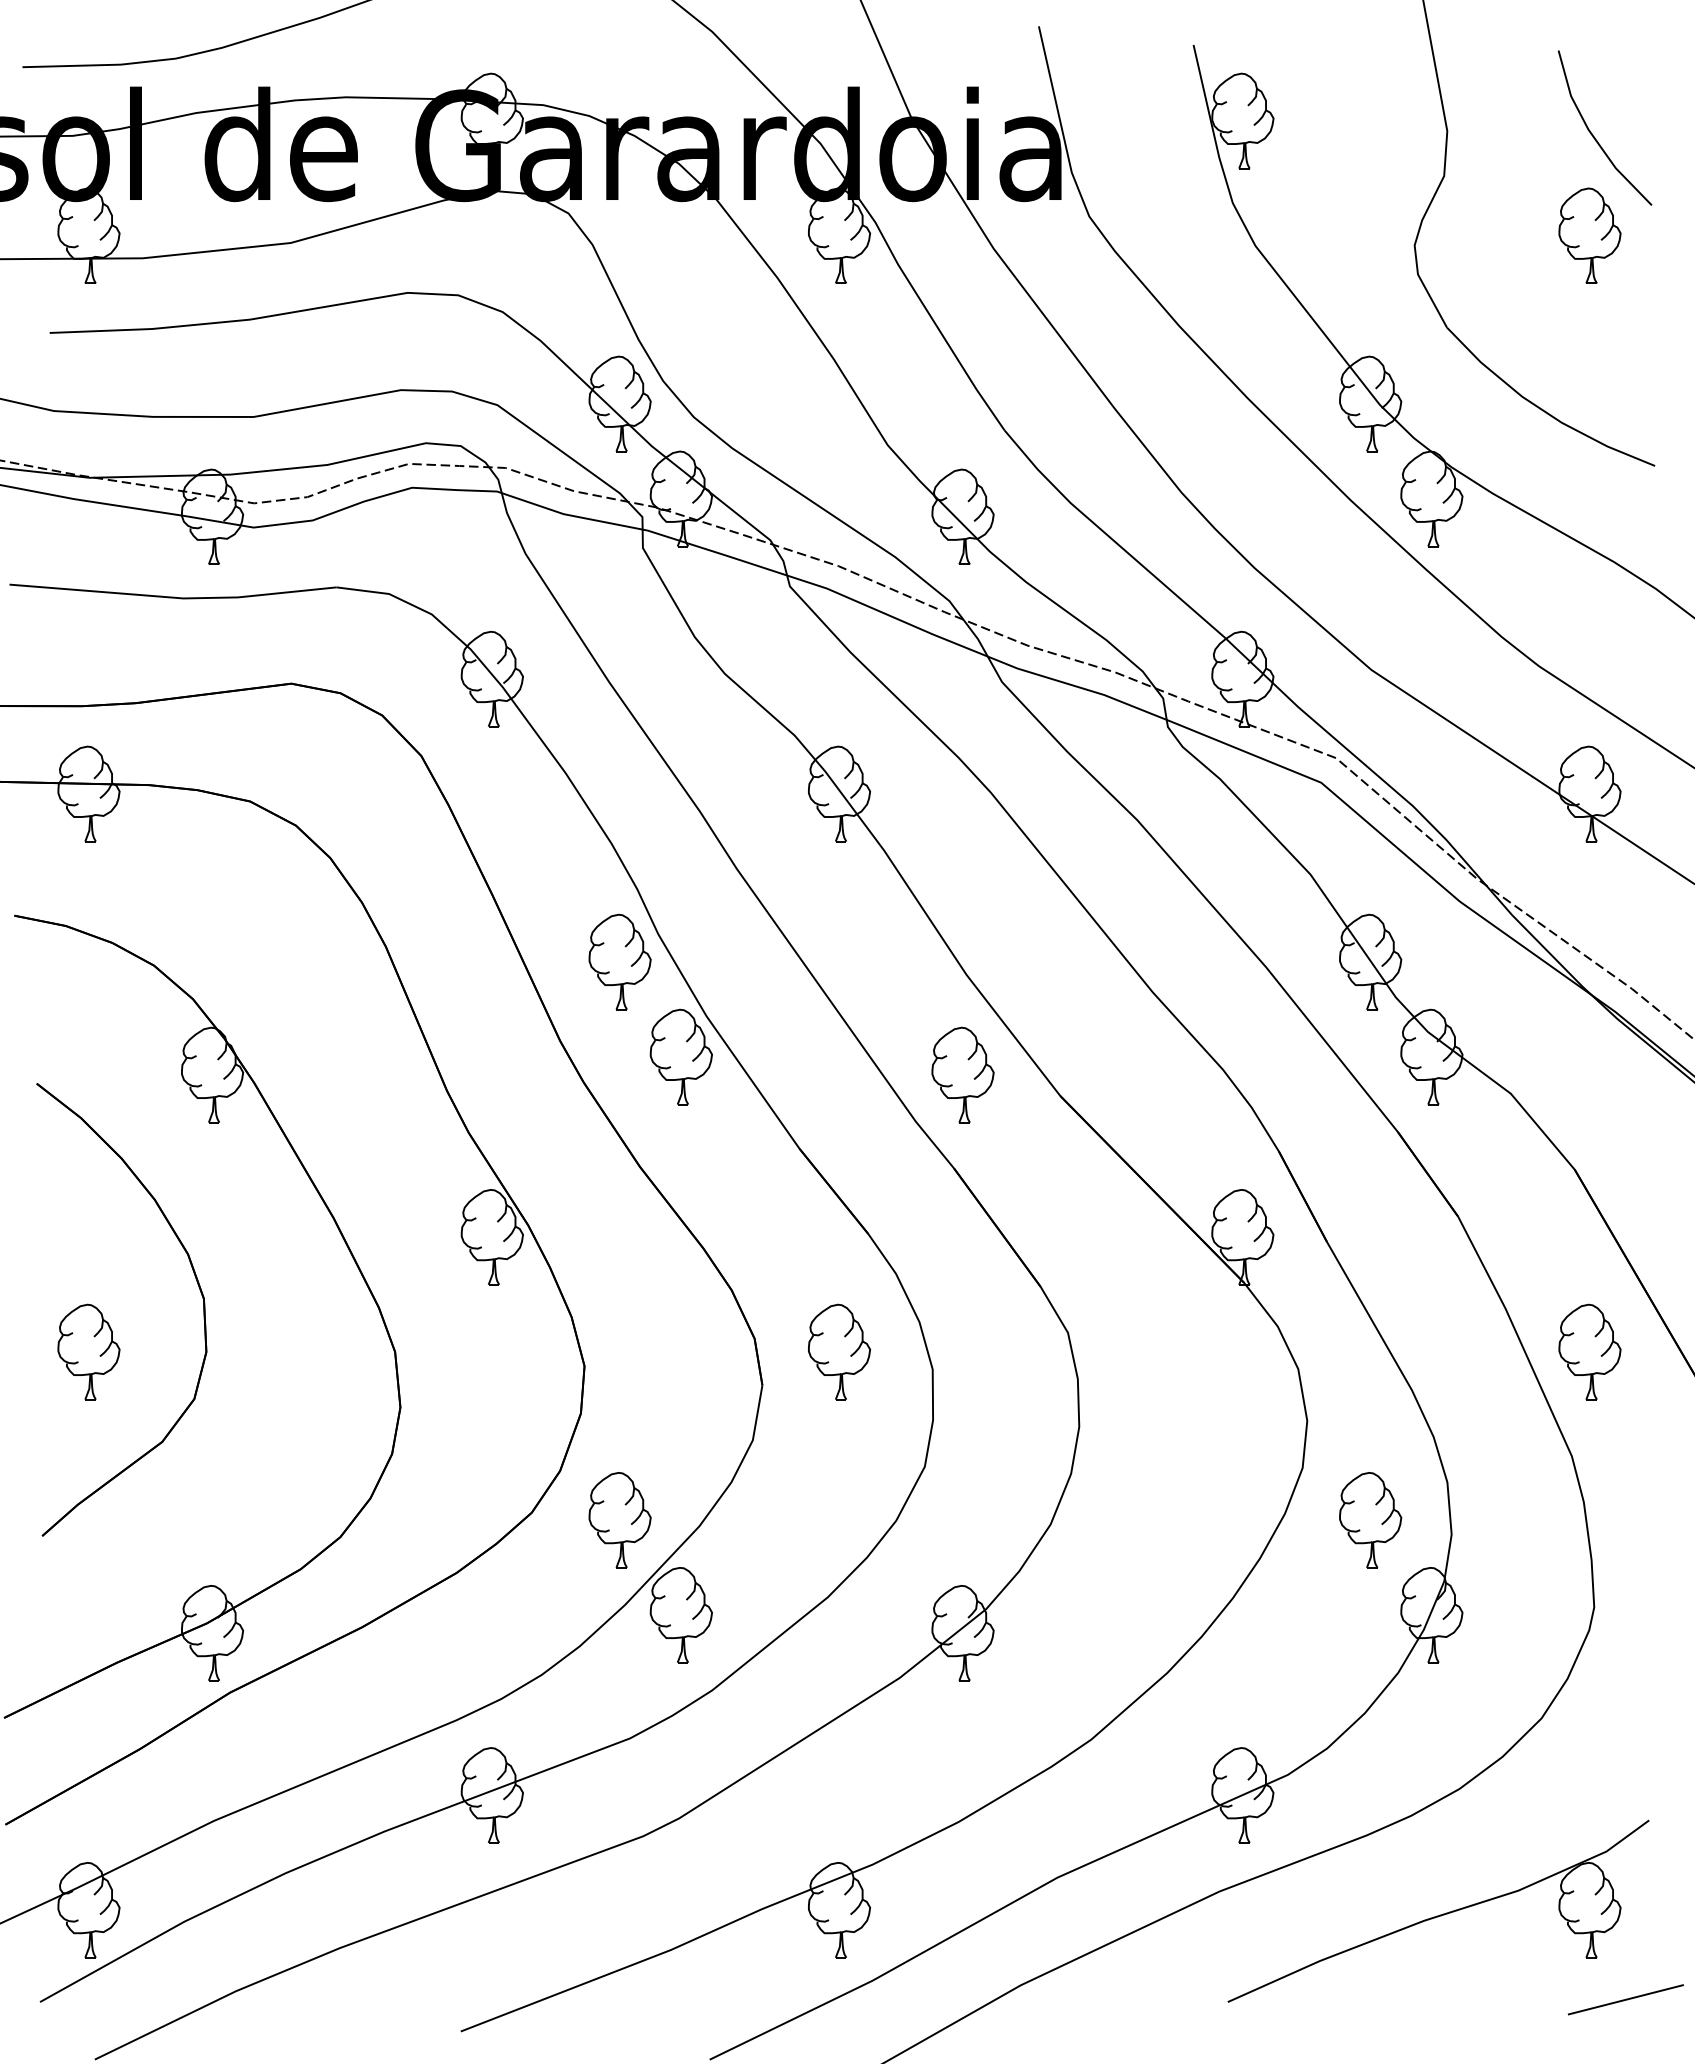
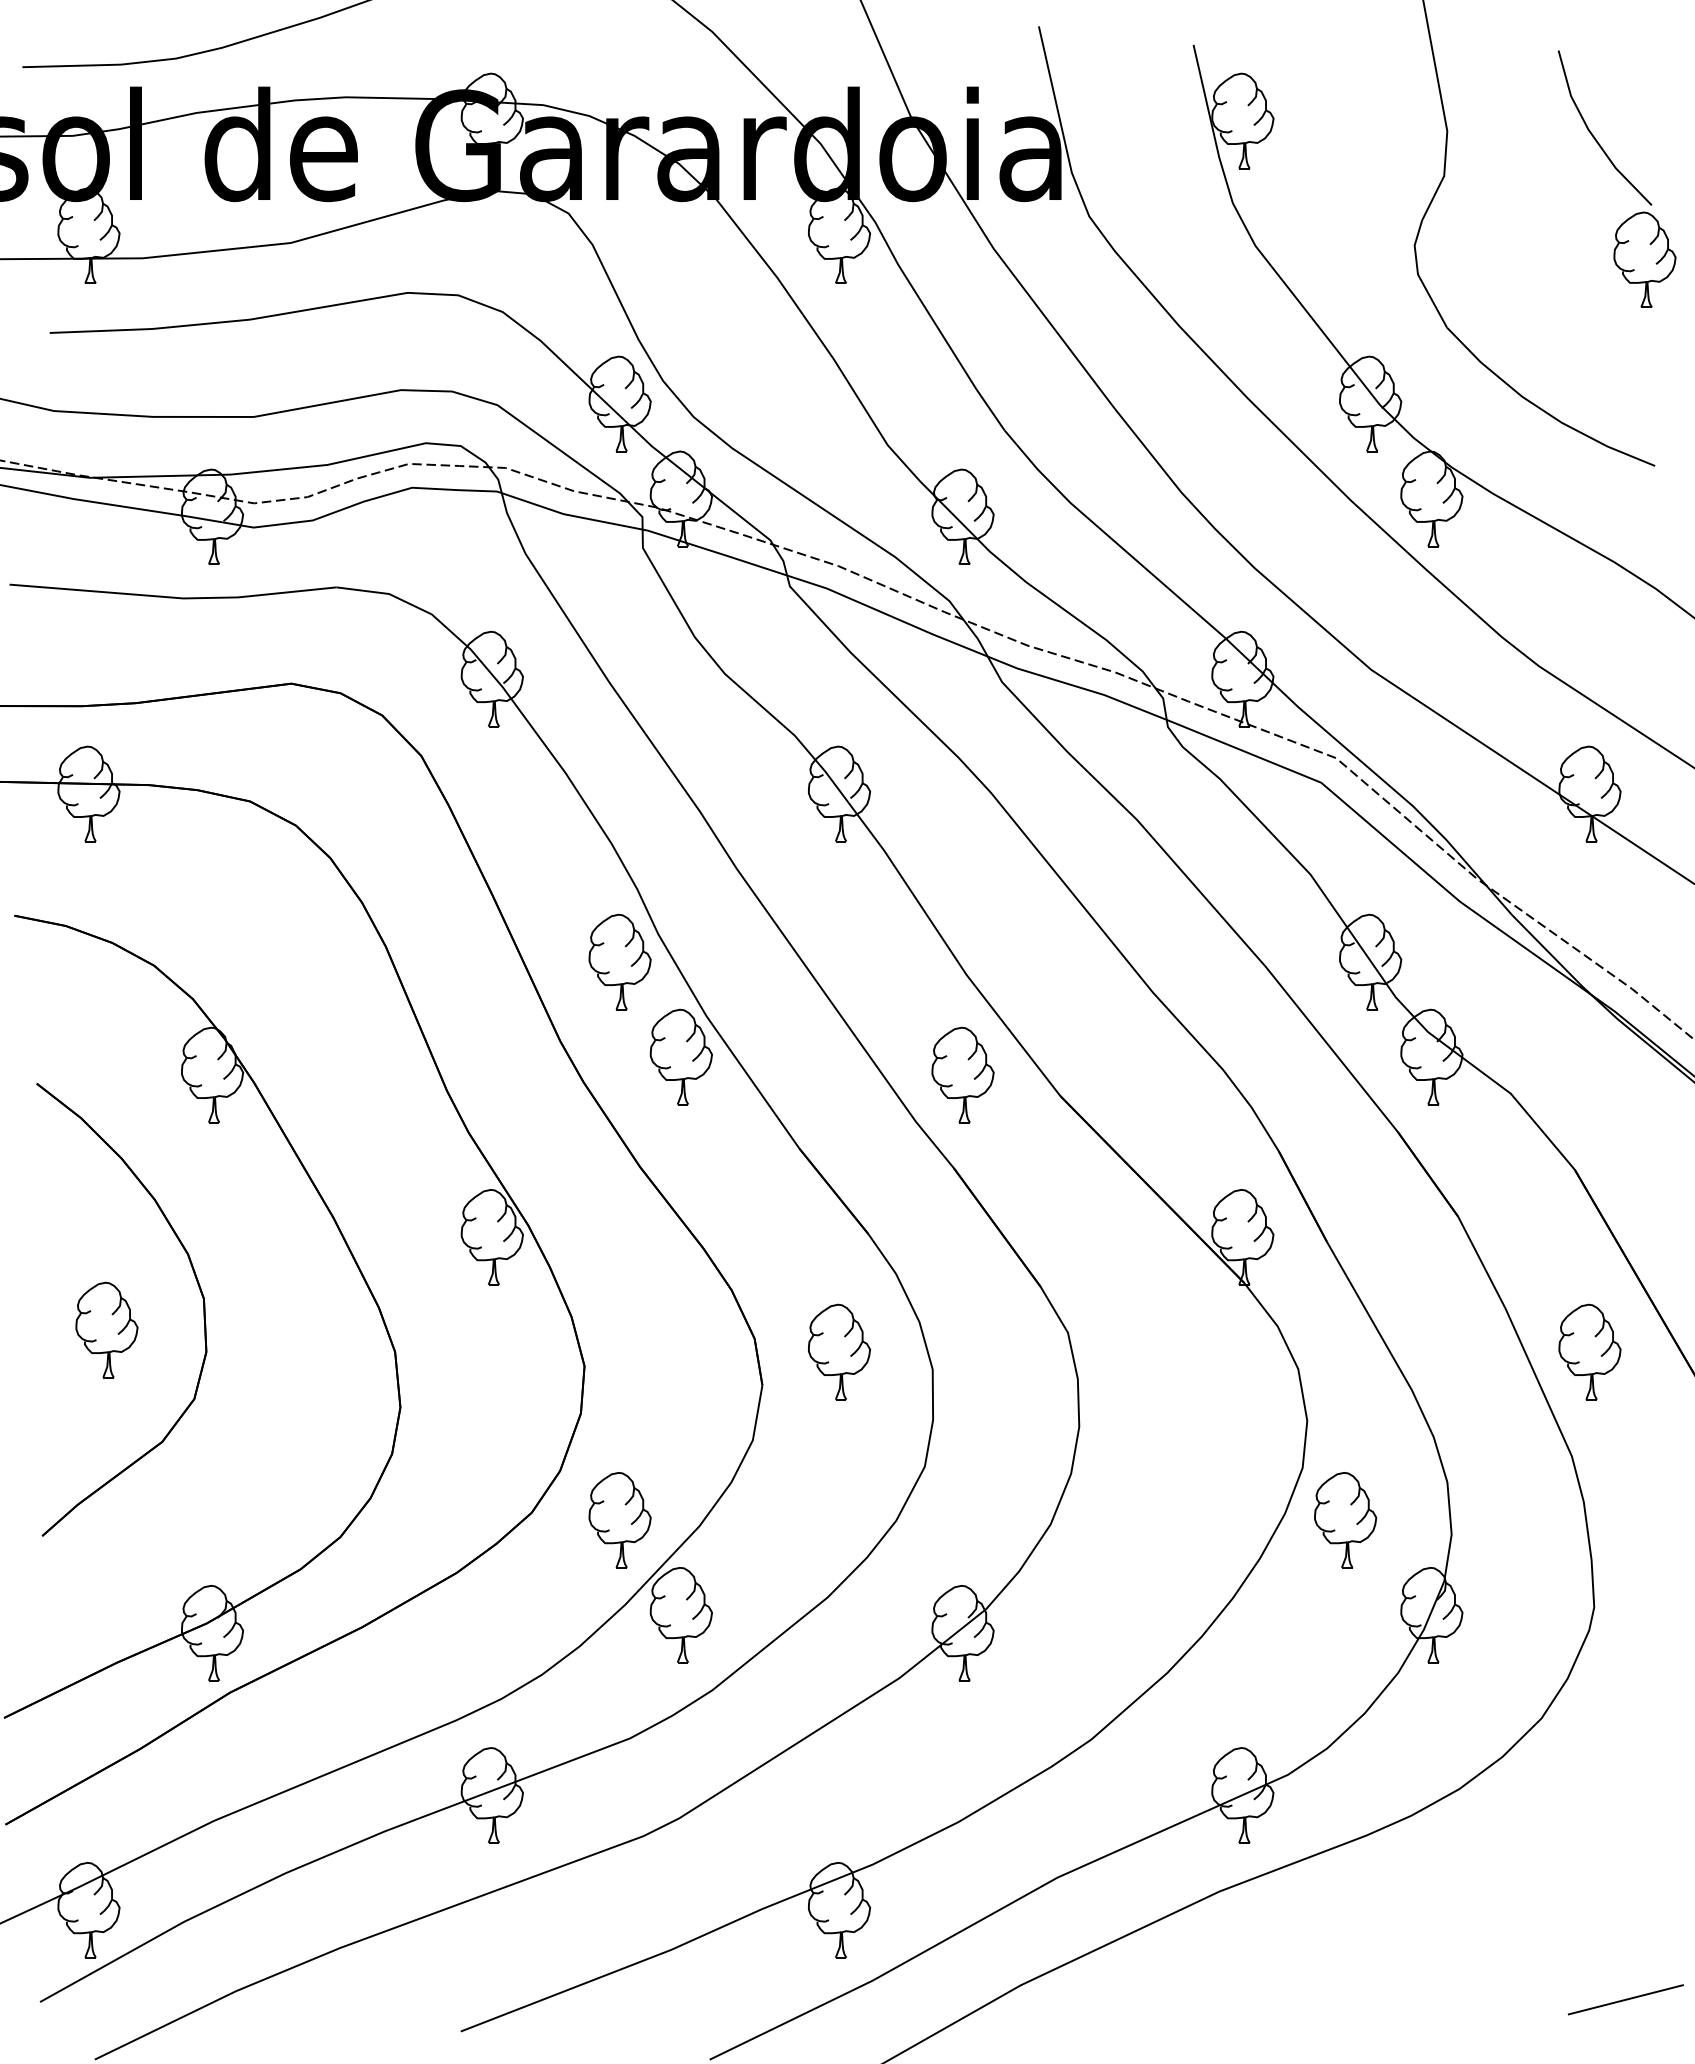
part position: (1589, 235) -> (1644, 259) (1644, 259)
part position: (88, 1351) -> (106, 1329) (106, 1329)
part position: (1370, 1520) -> (1345, 1520) (1345, 1520)
part: present -> none (1438, 1910)
